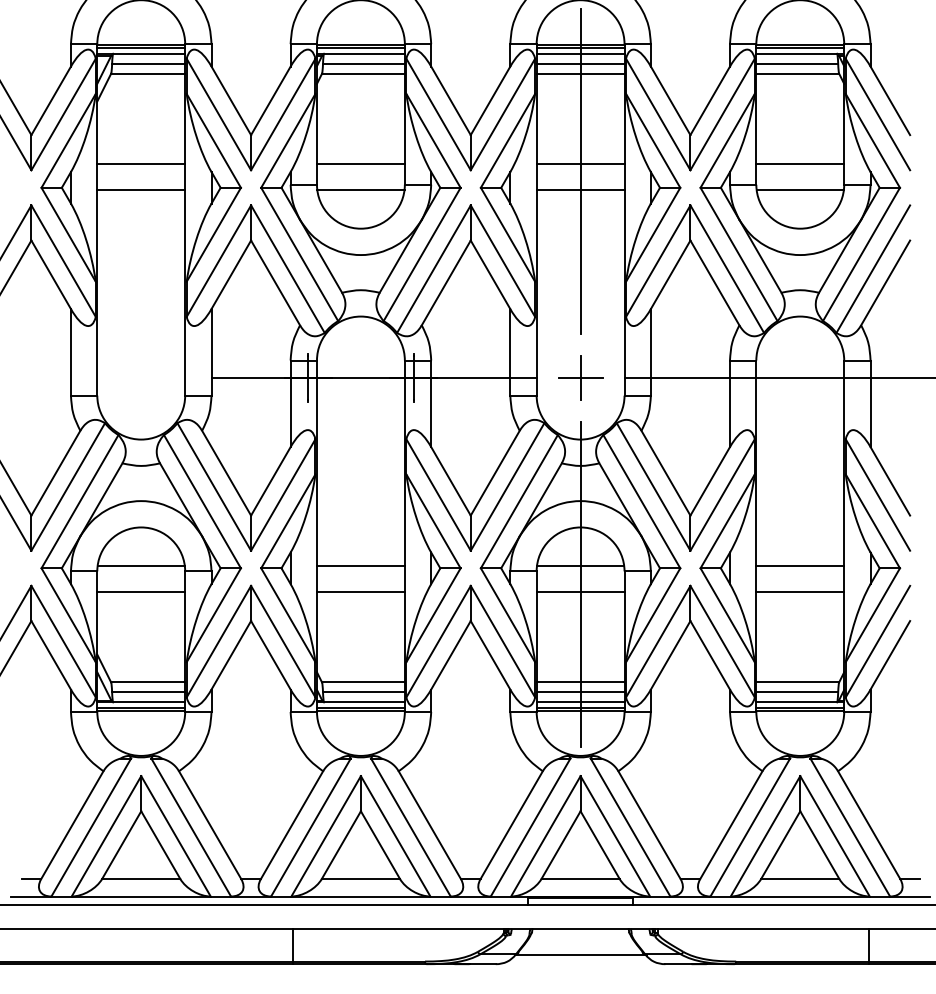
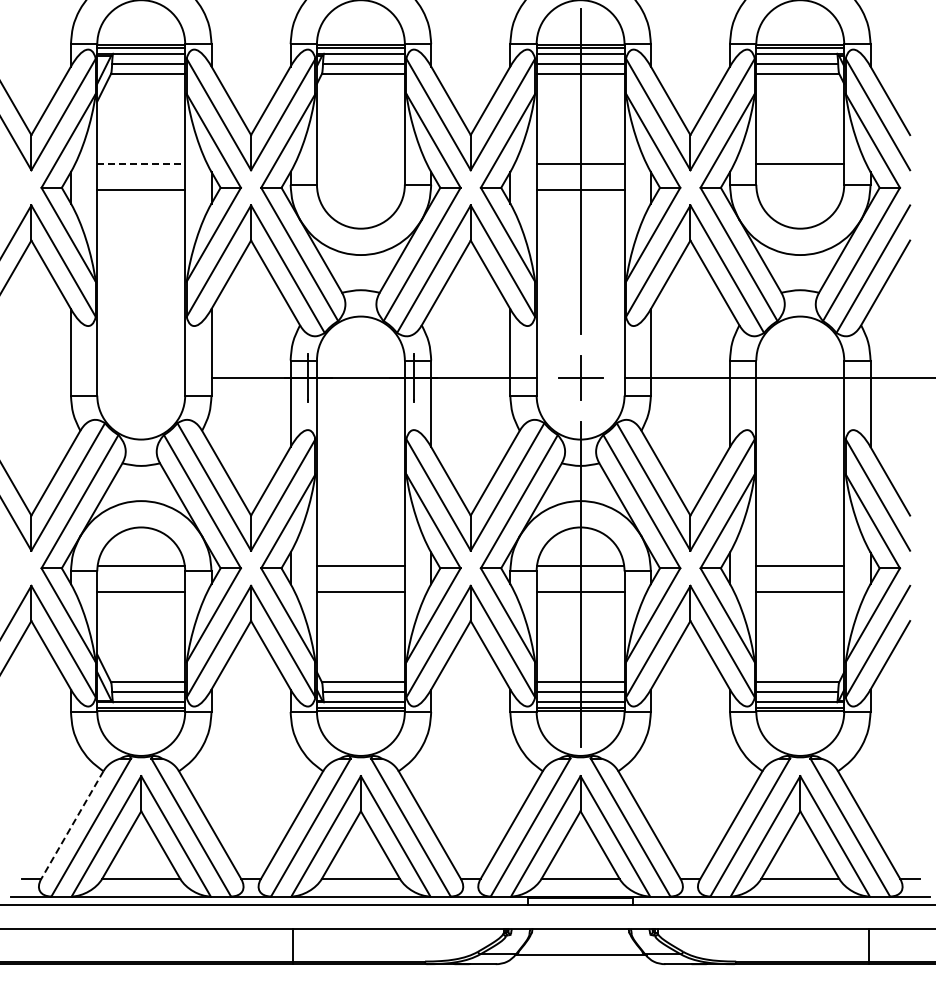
line: solid -> dashed (141, 163)
line: present -> none (360, 163)
line: present -> none (360, 190)
line: present -> none (799, 190)
line: solid -> dashed (72, 825)
